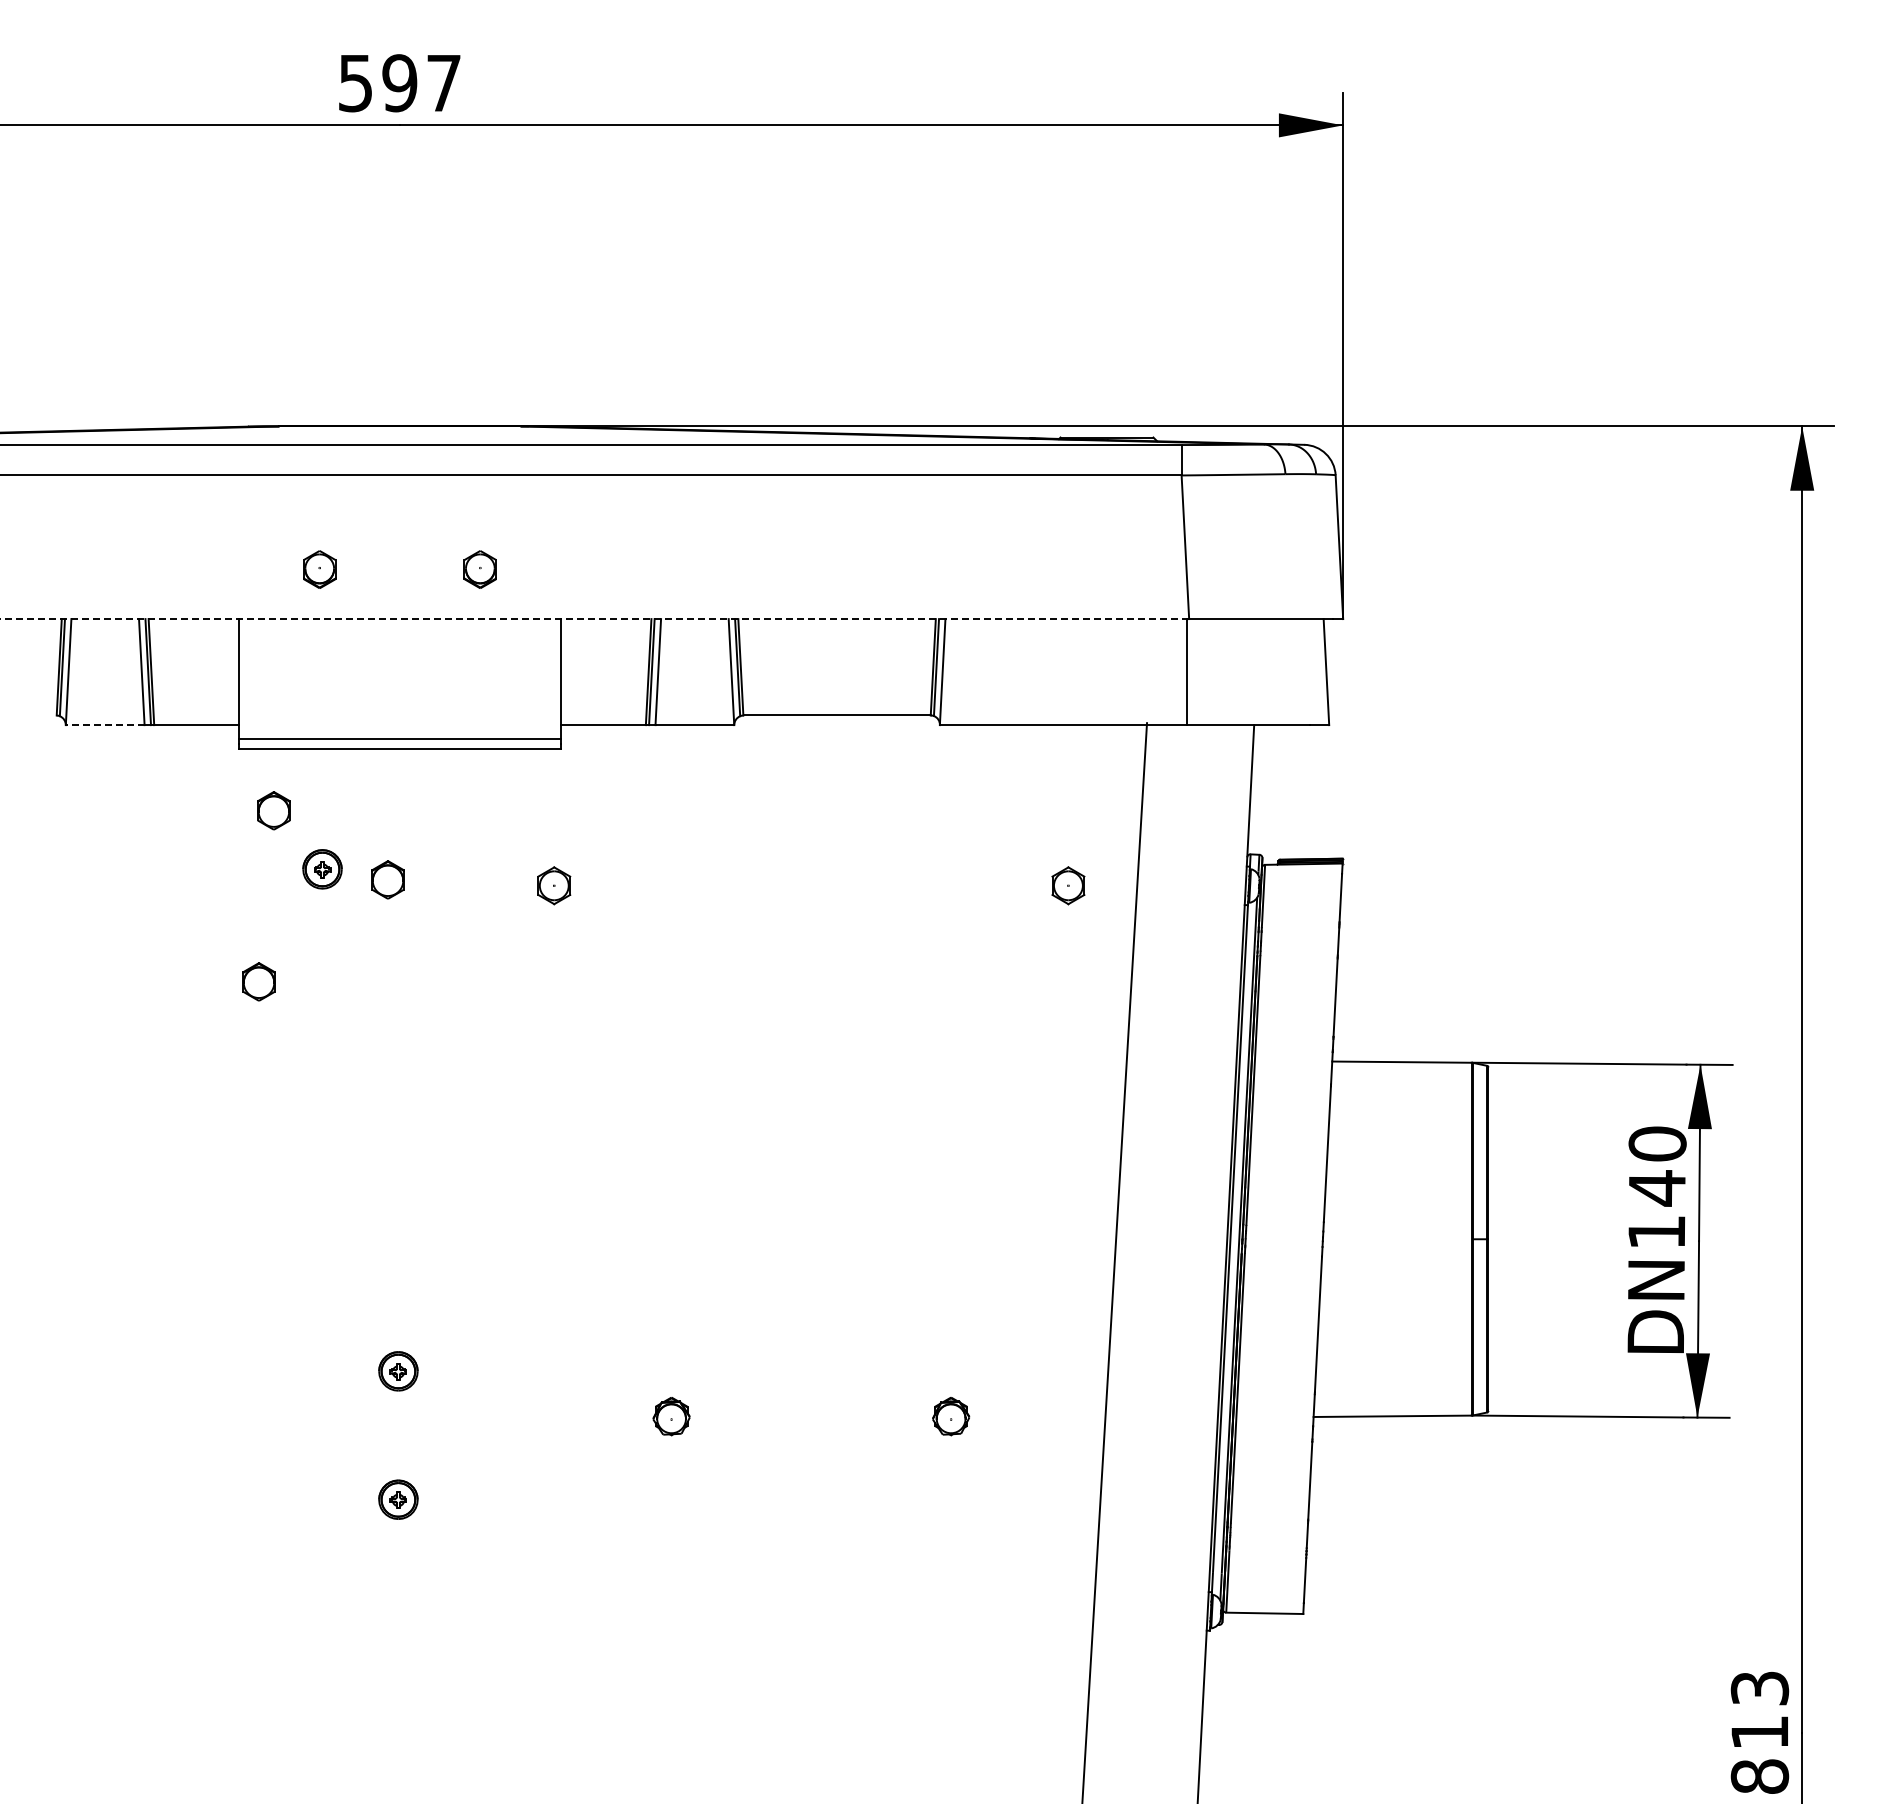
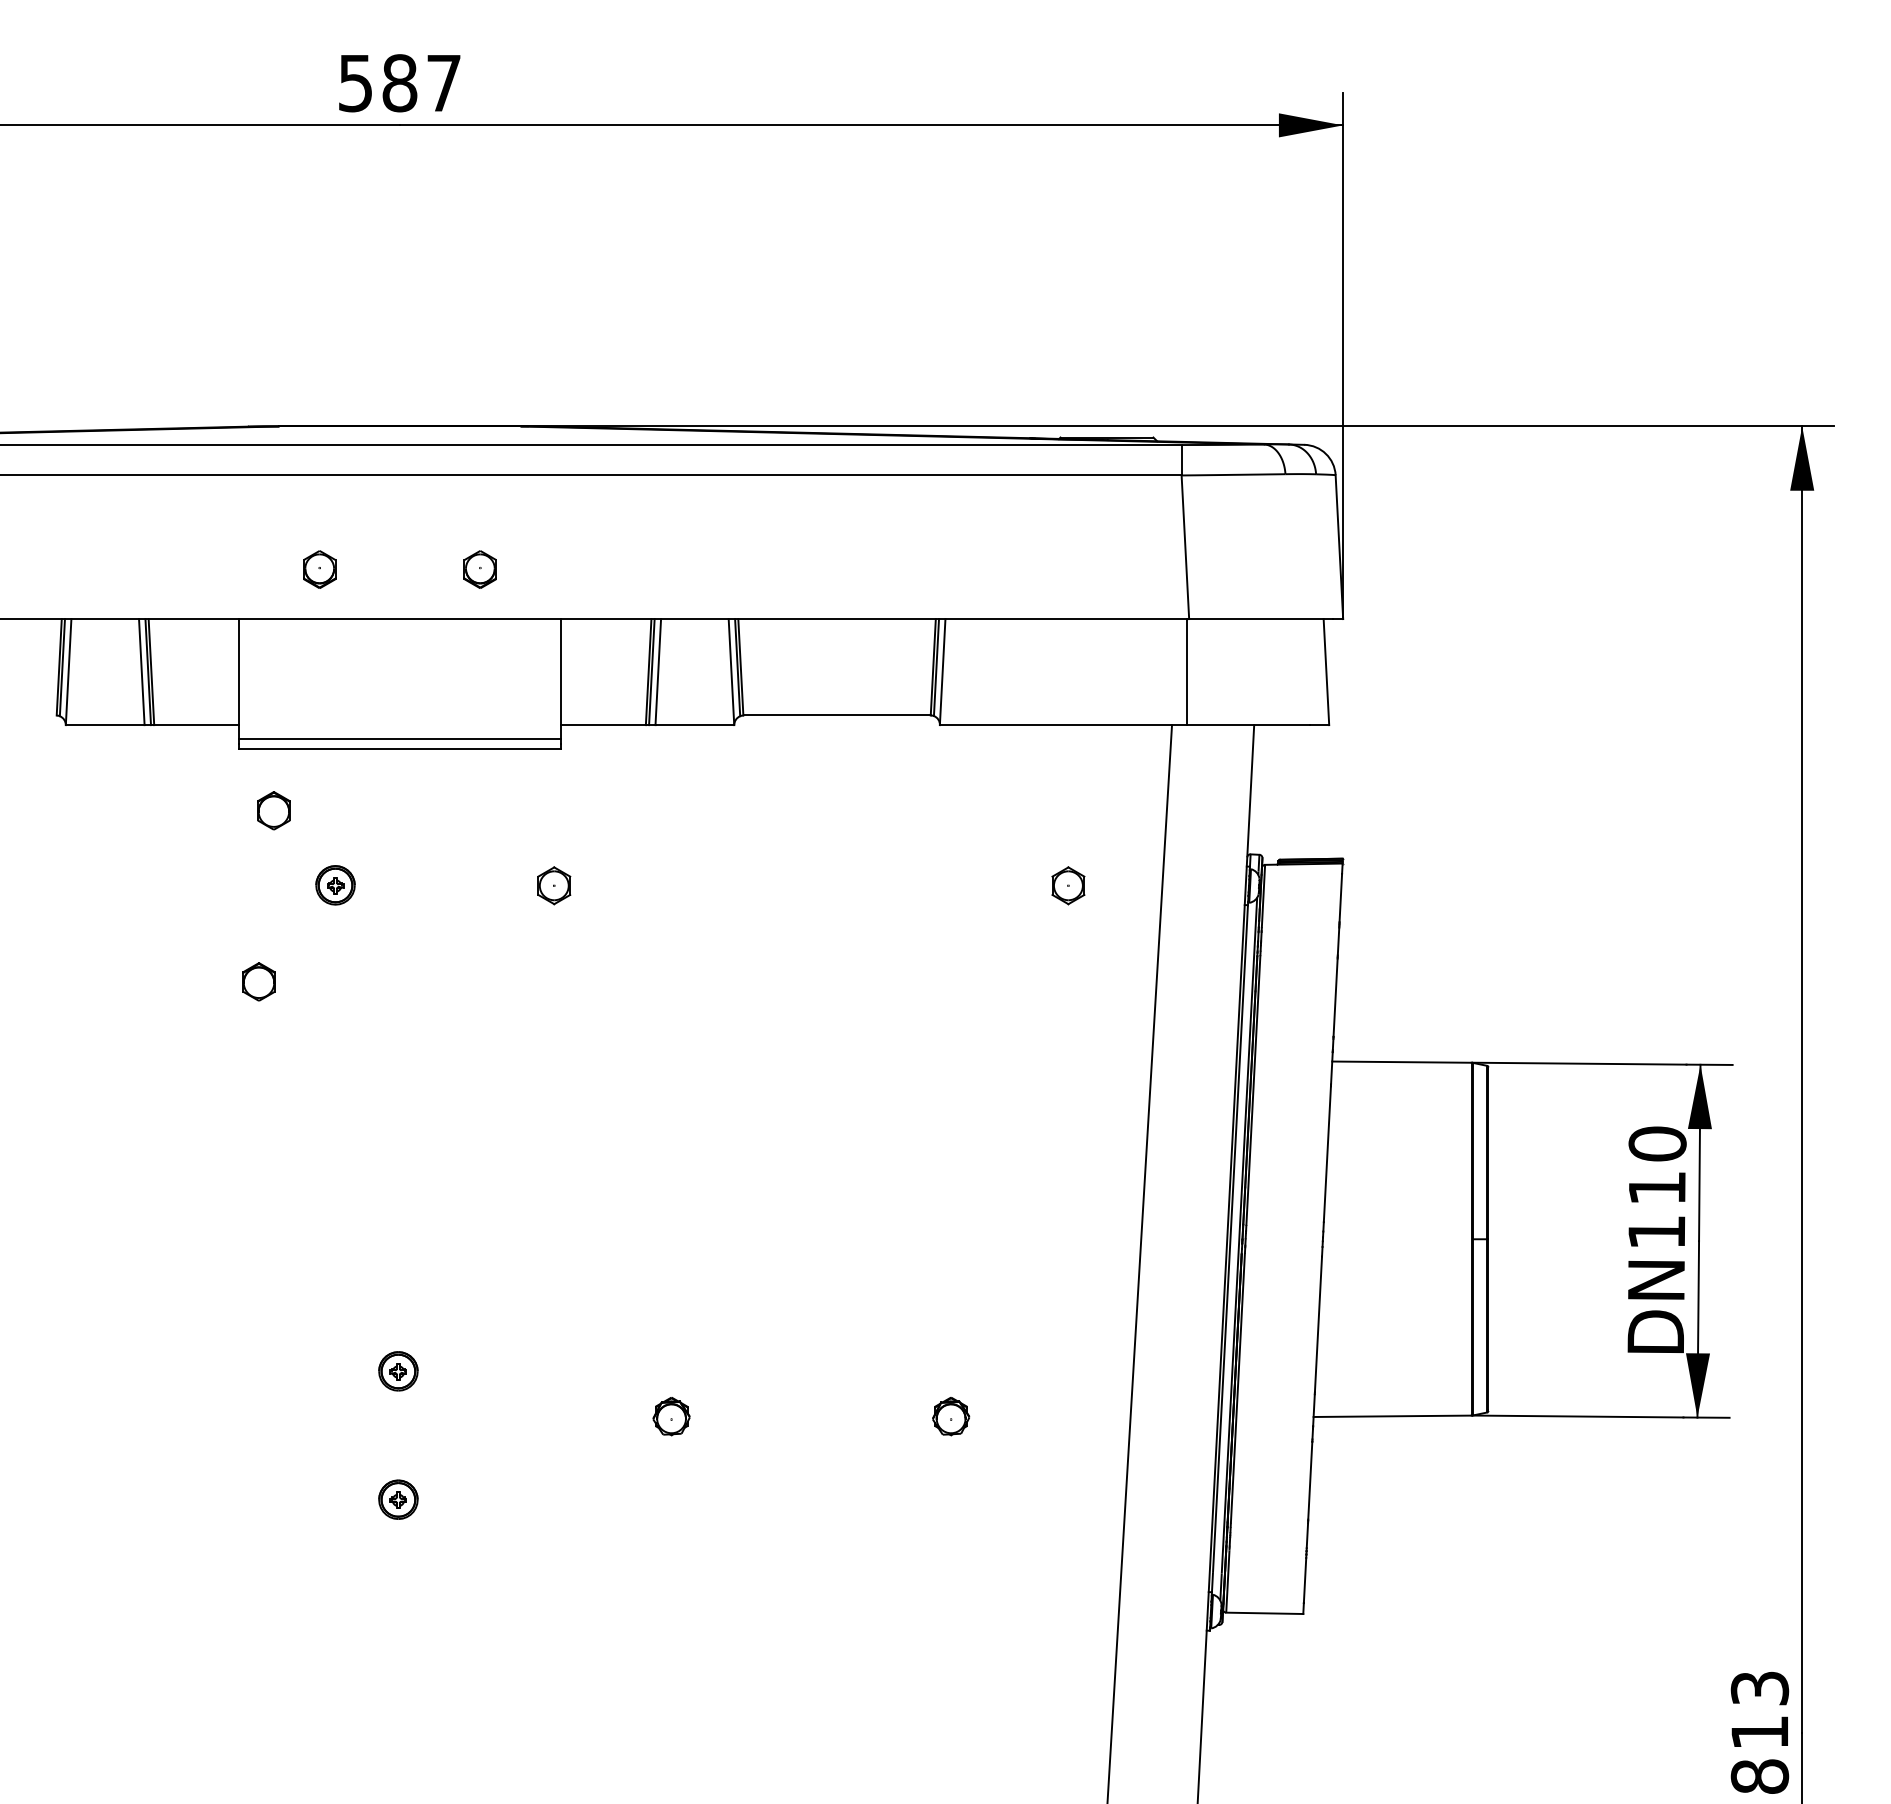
text: 597 -> 587 (399, 83)
line: dashed -> solid (594, 619)
line: dashed -> solid (104, 725)
part position: (322, 869) -> (335, 885) (335, 885)
part: present -> none (387, 879)
text: DN140 -> DN110 (1657, 1188)
line position: (1114, 1261) -> (1139, 1262) (1139, 1262)
